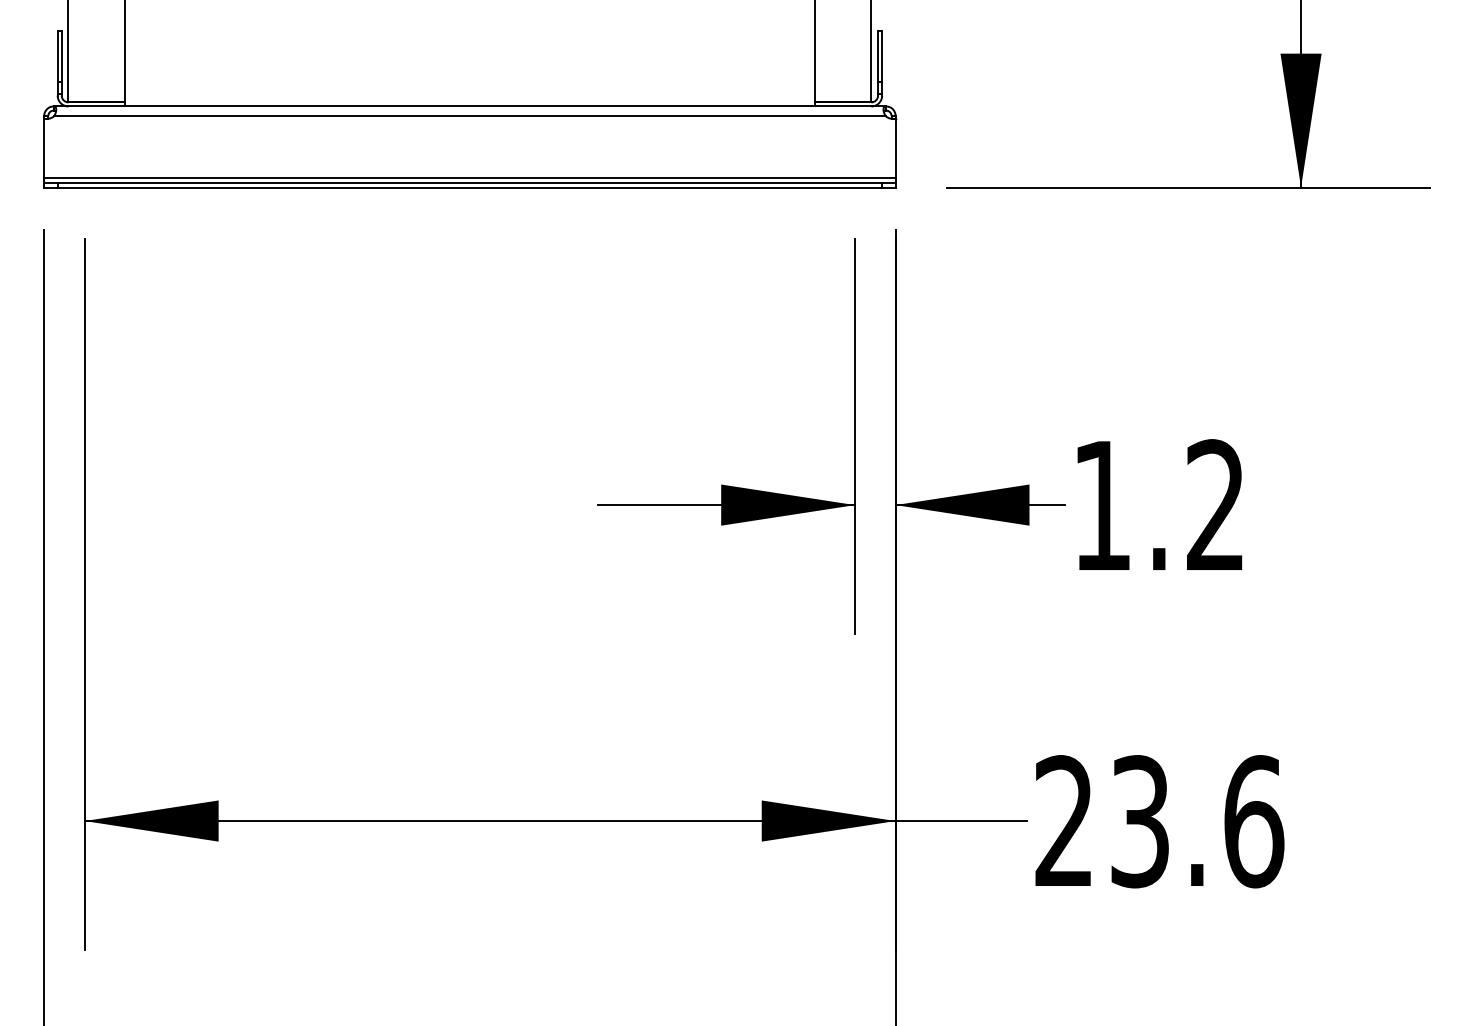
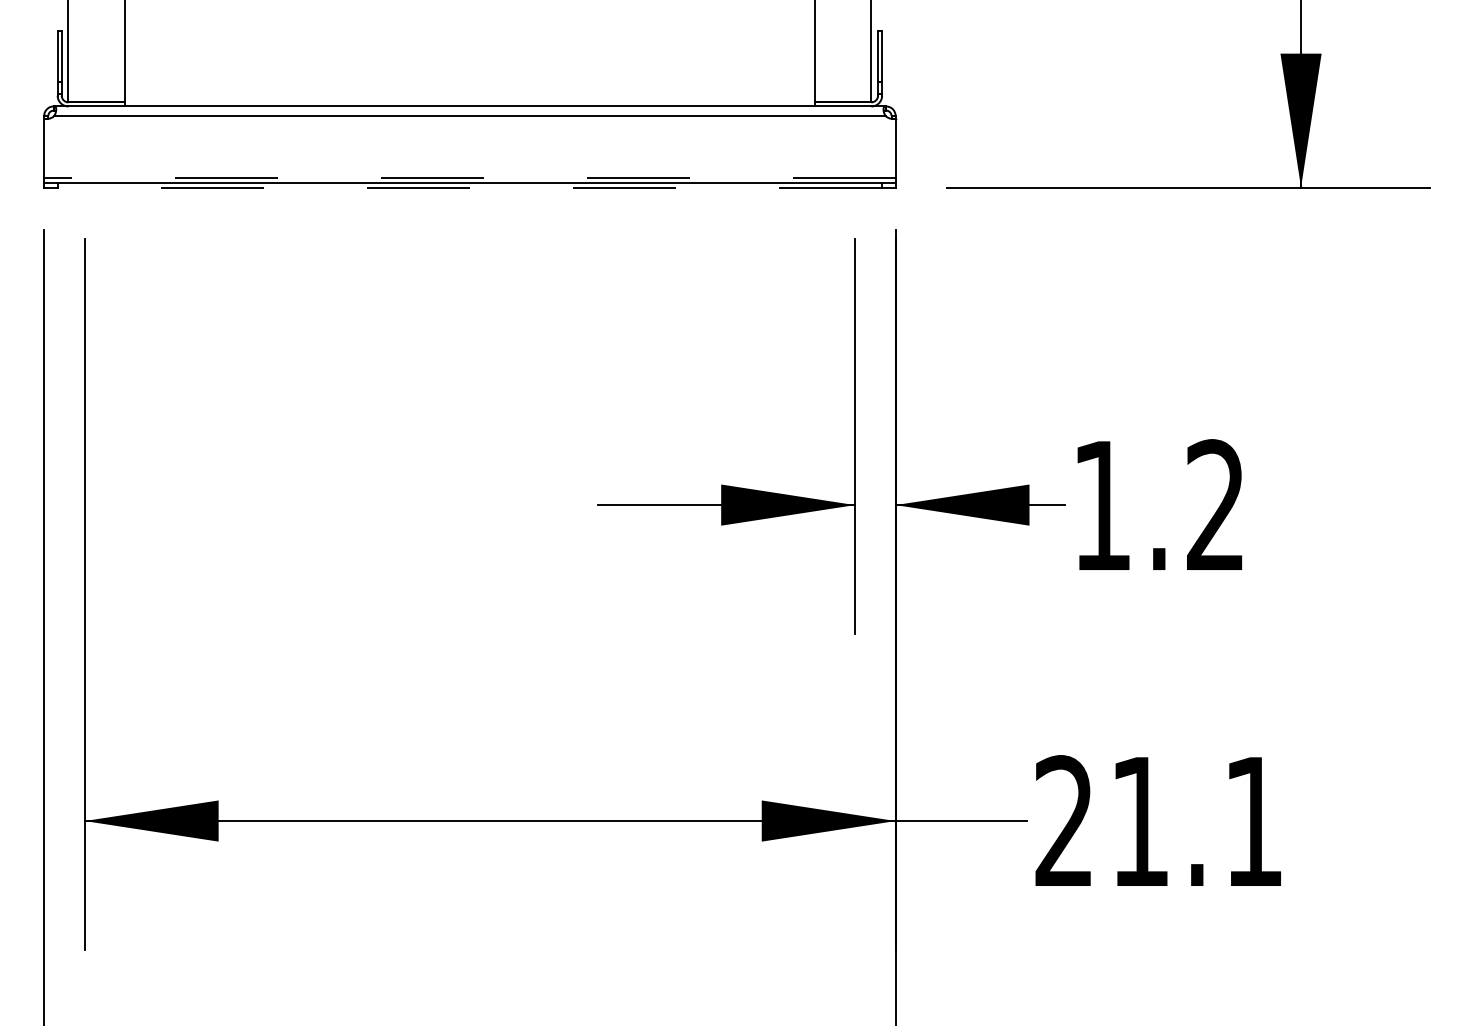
line: solid -> dashed (469, 178)
line: solid -> dashed (469, 187)
text: 23.6 -> 21.1 (1197, 821)
